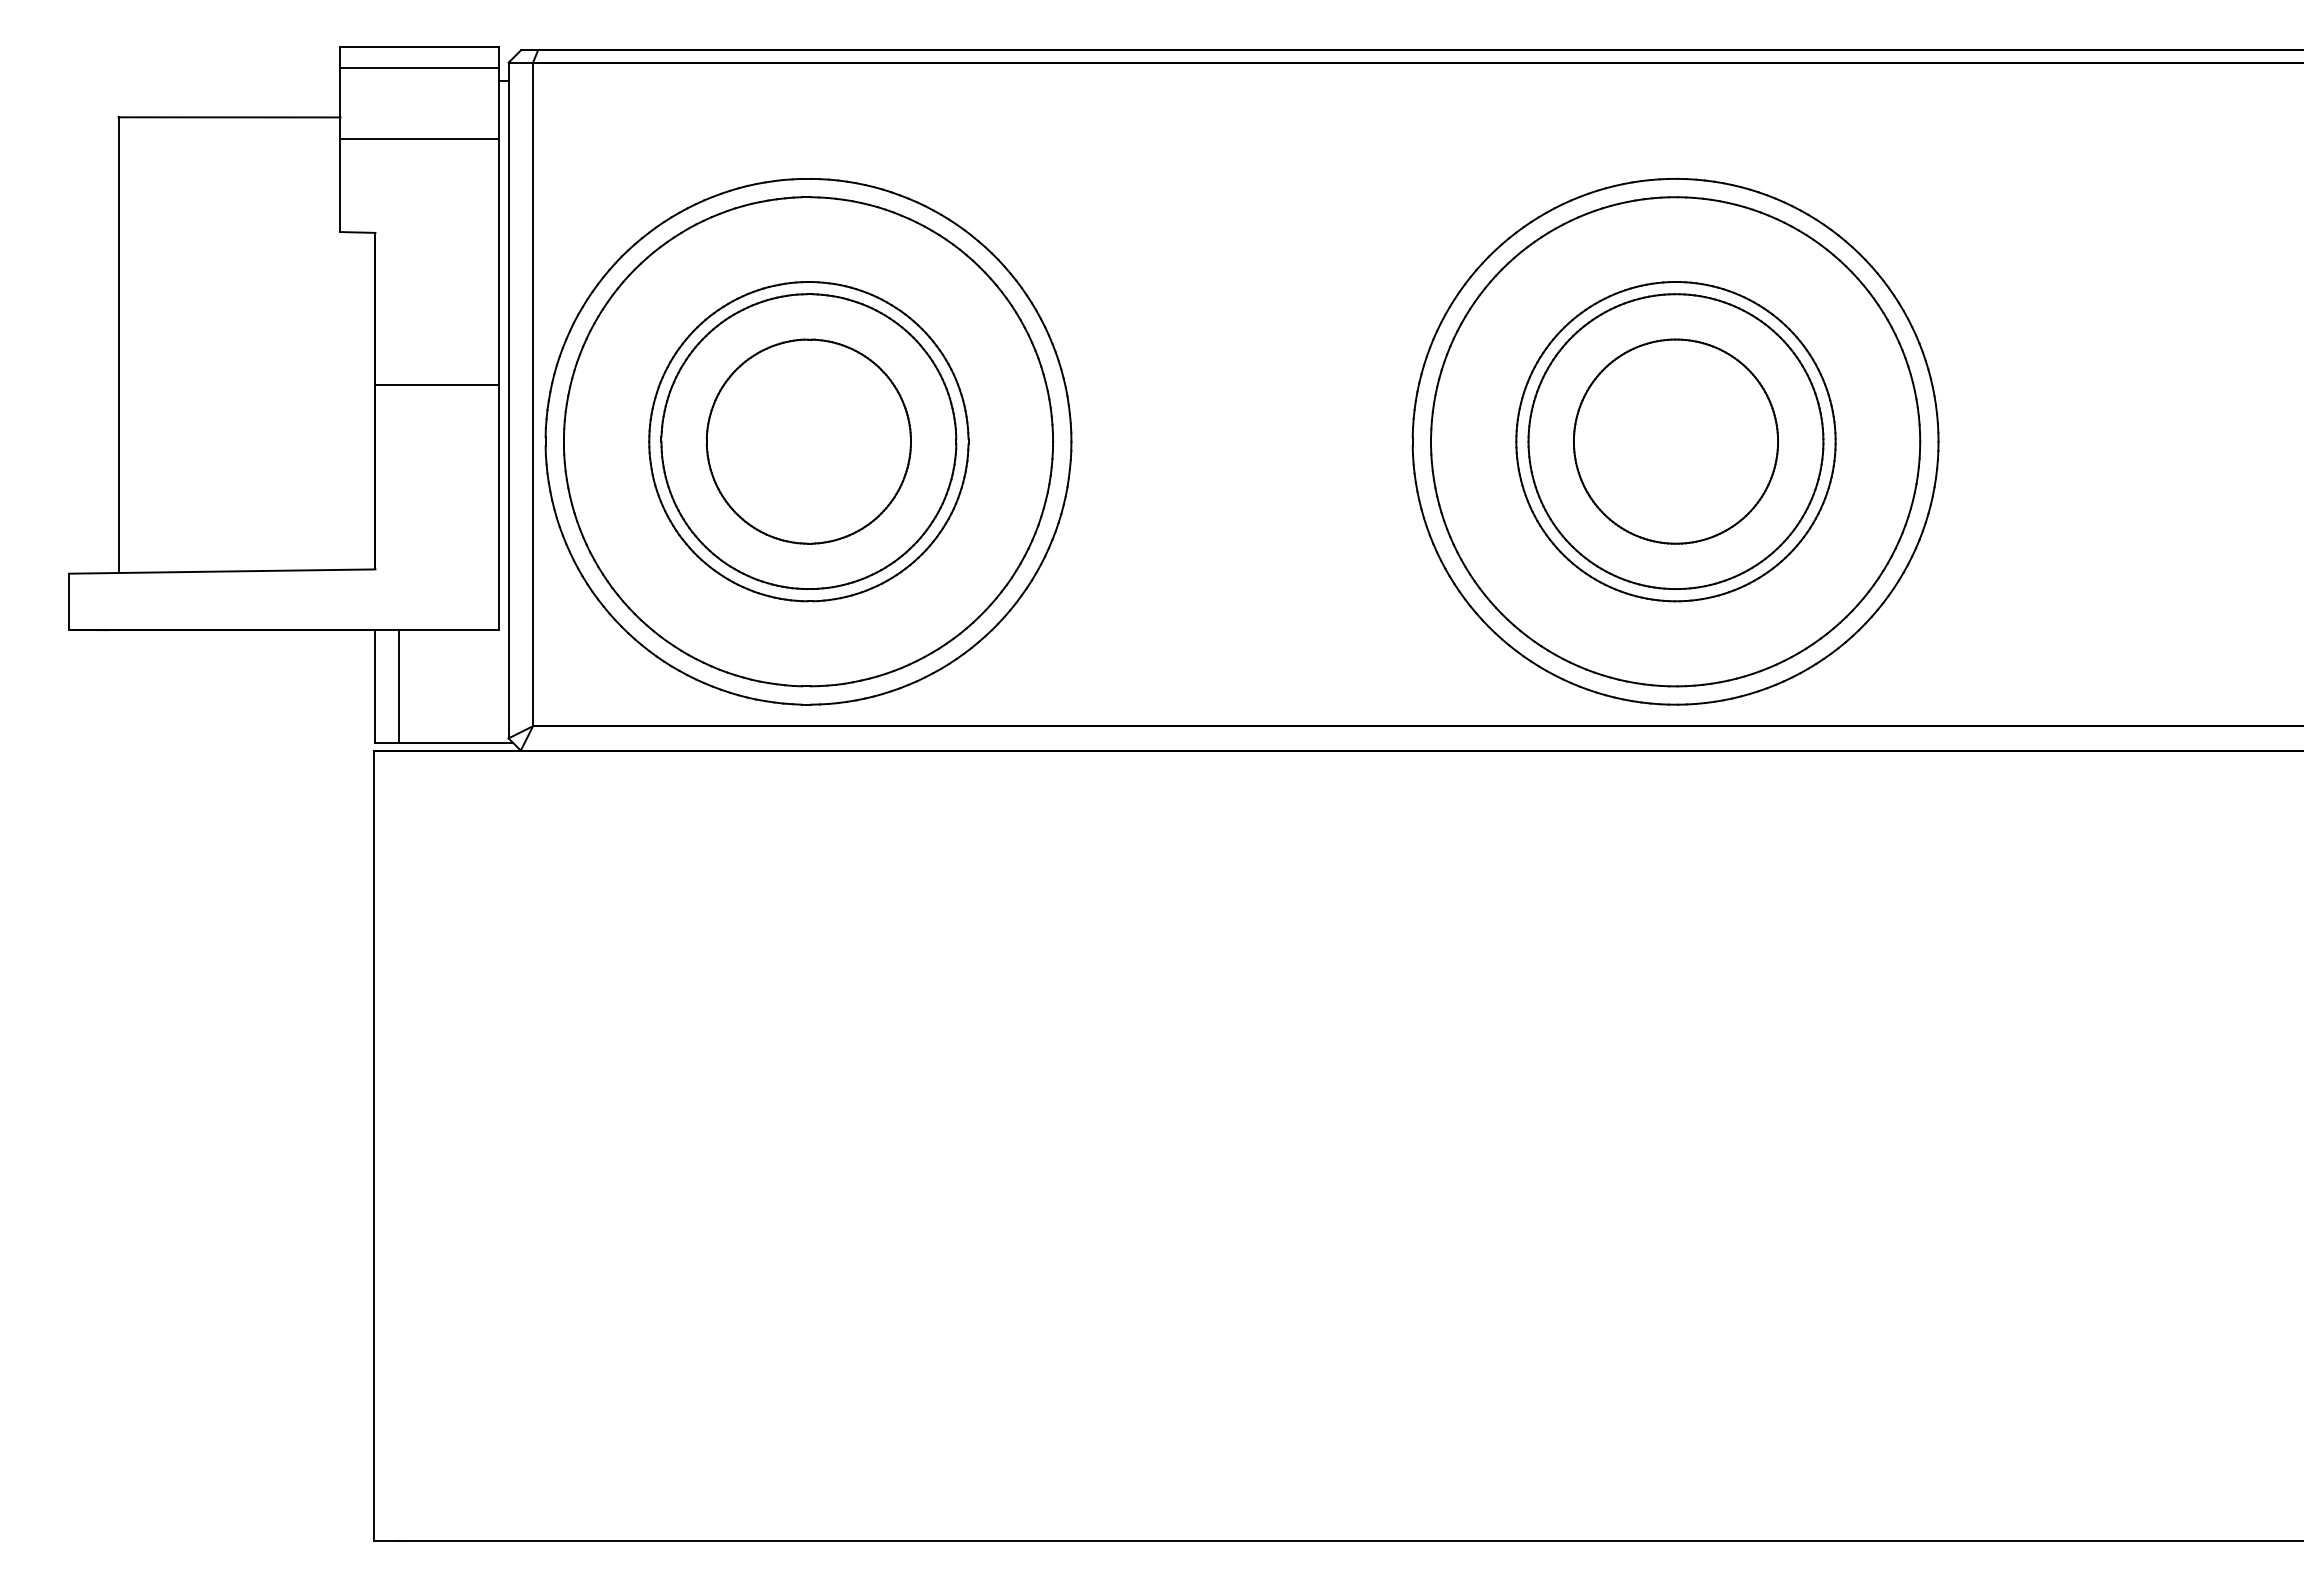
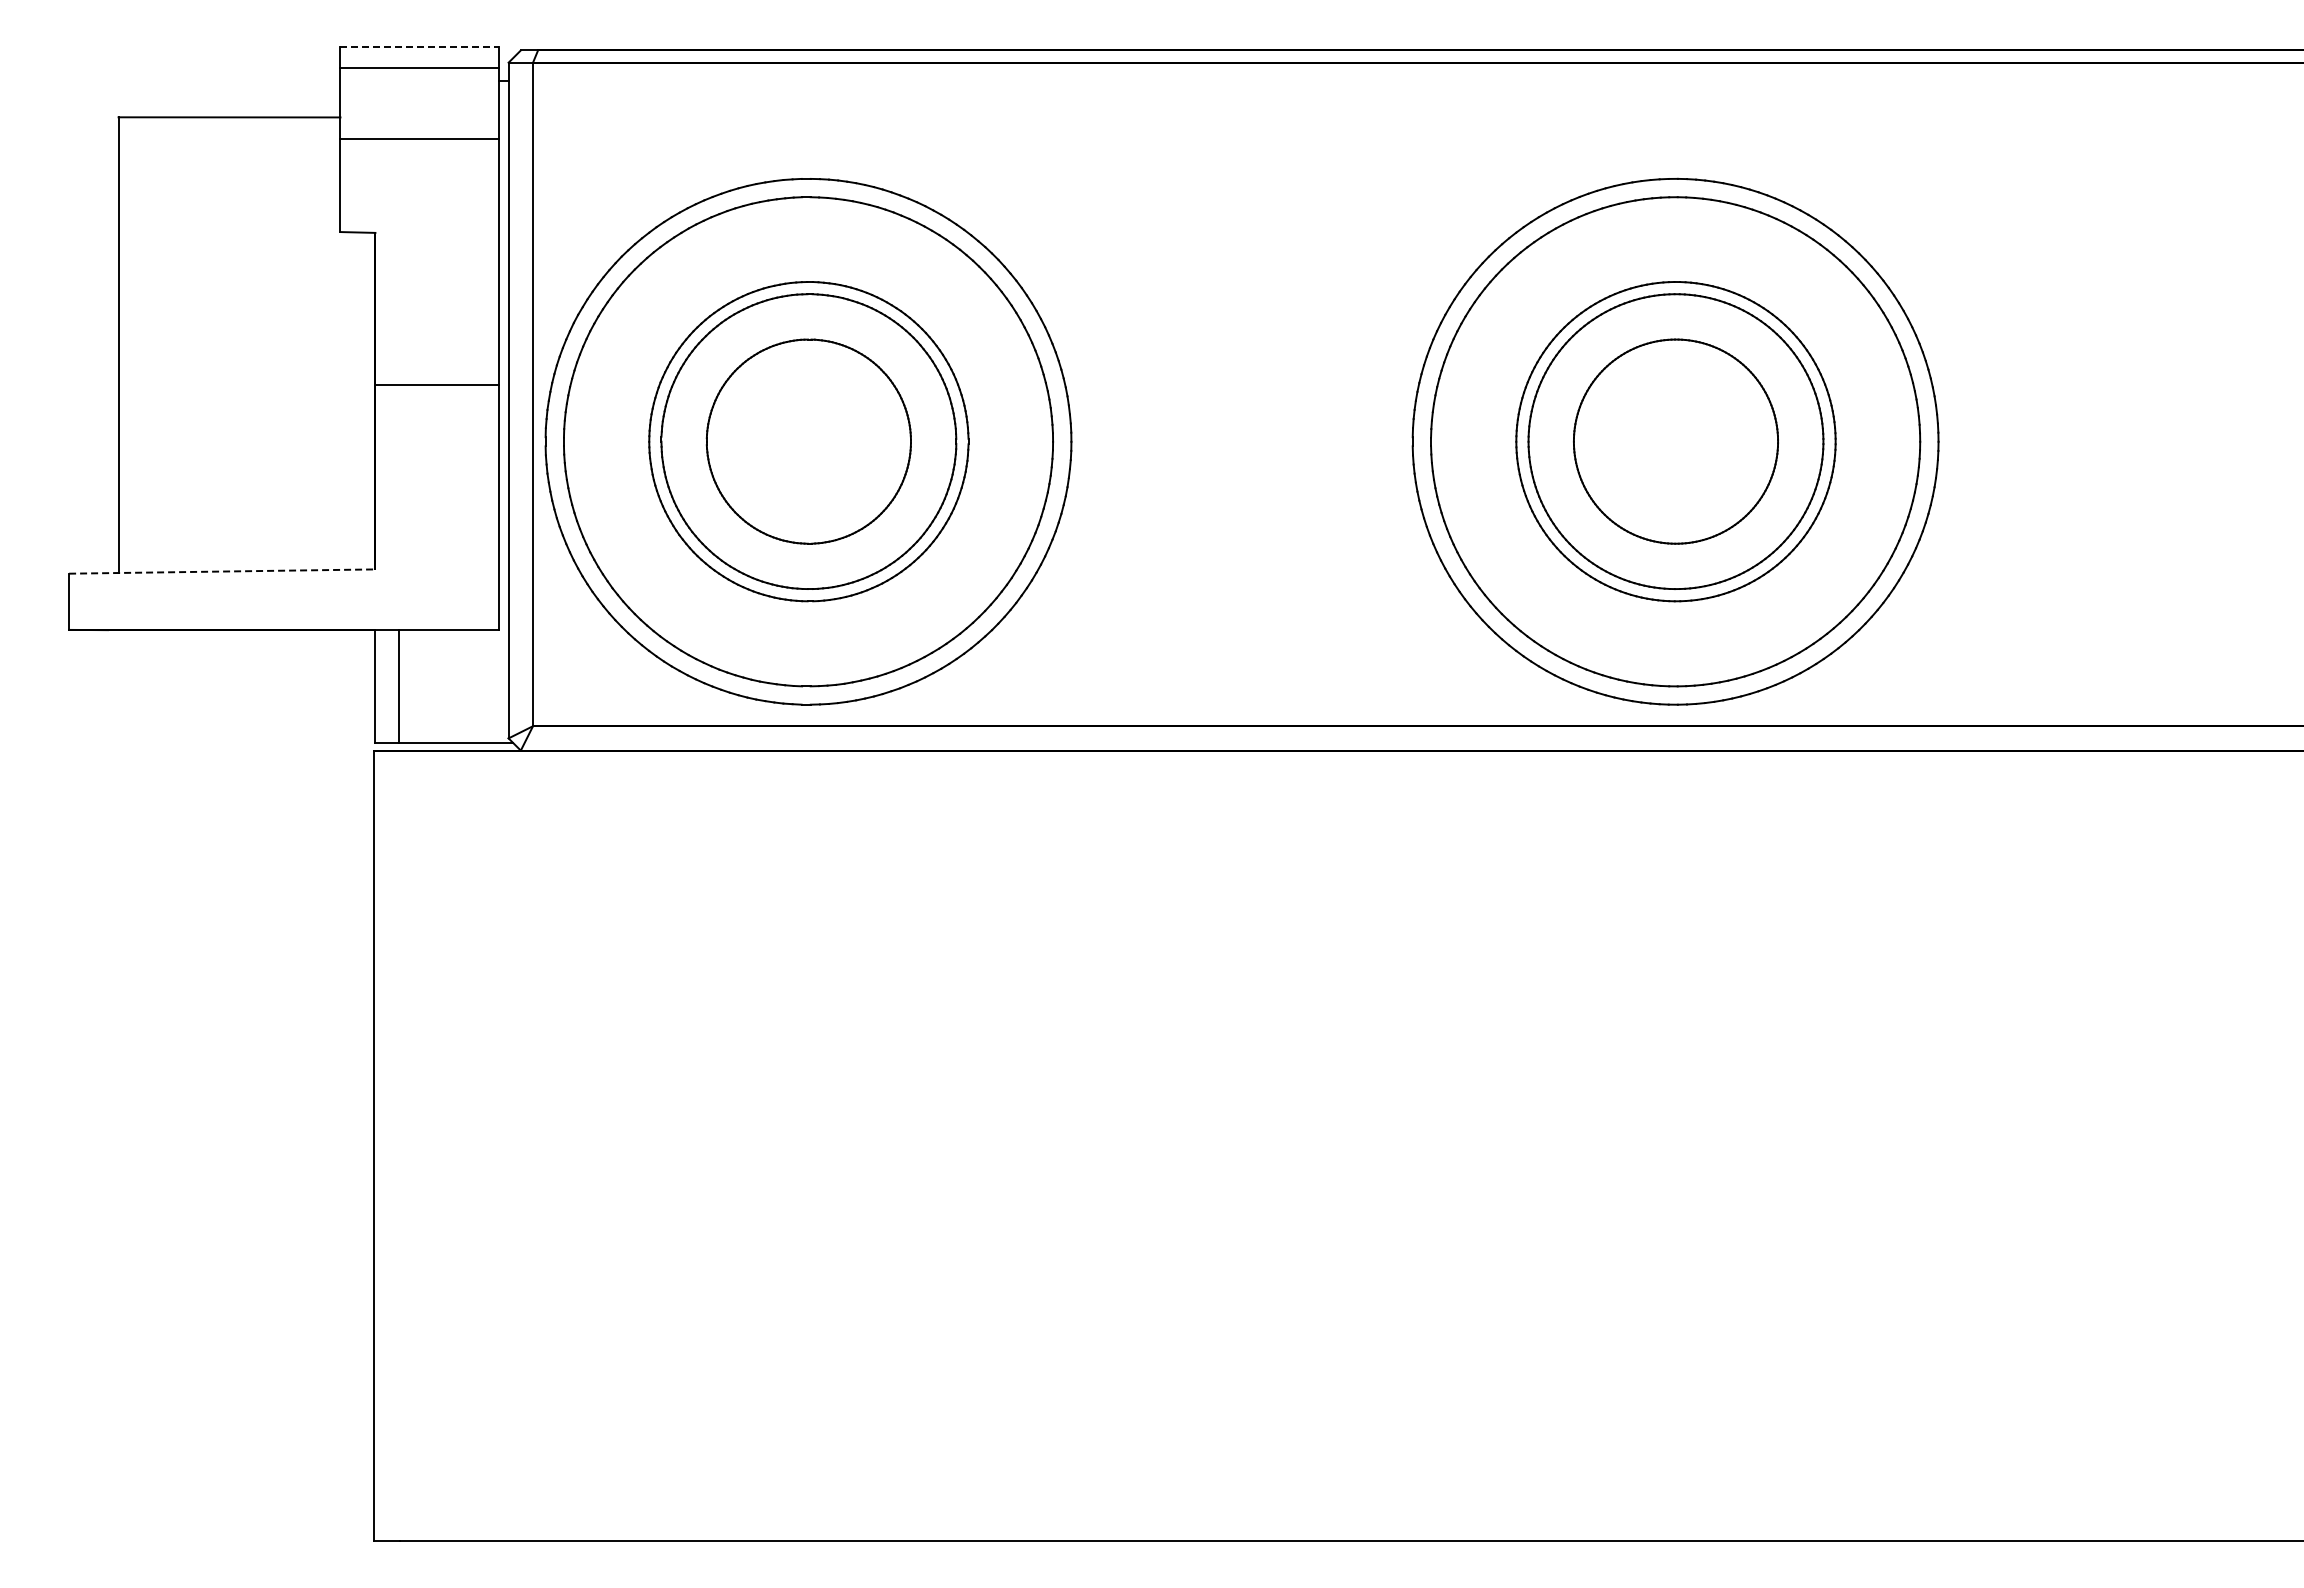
line: solid -> dashed (420, 47)
line: solid -> dashed (222, 571)
